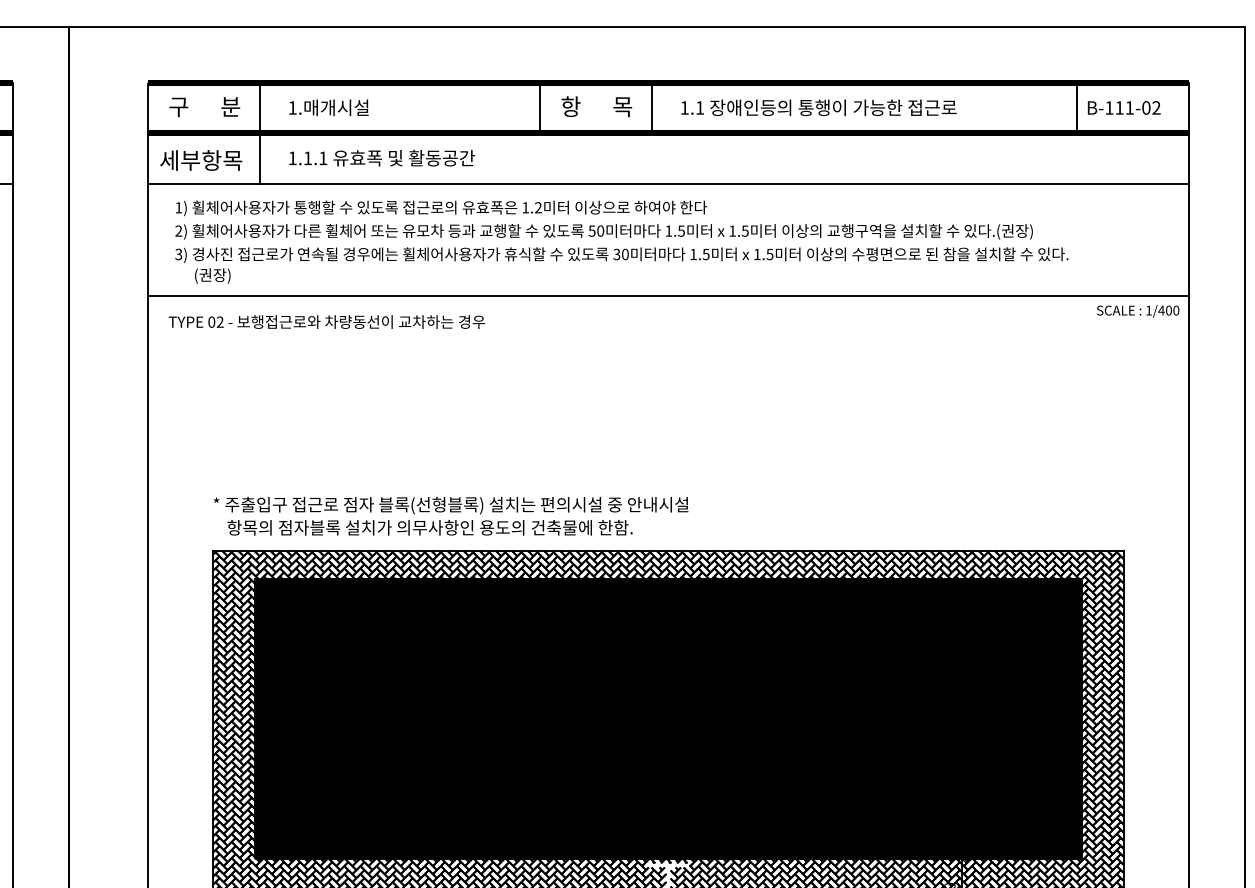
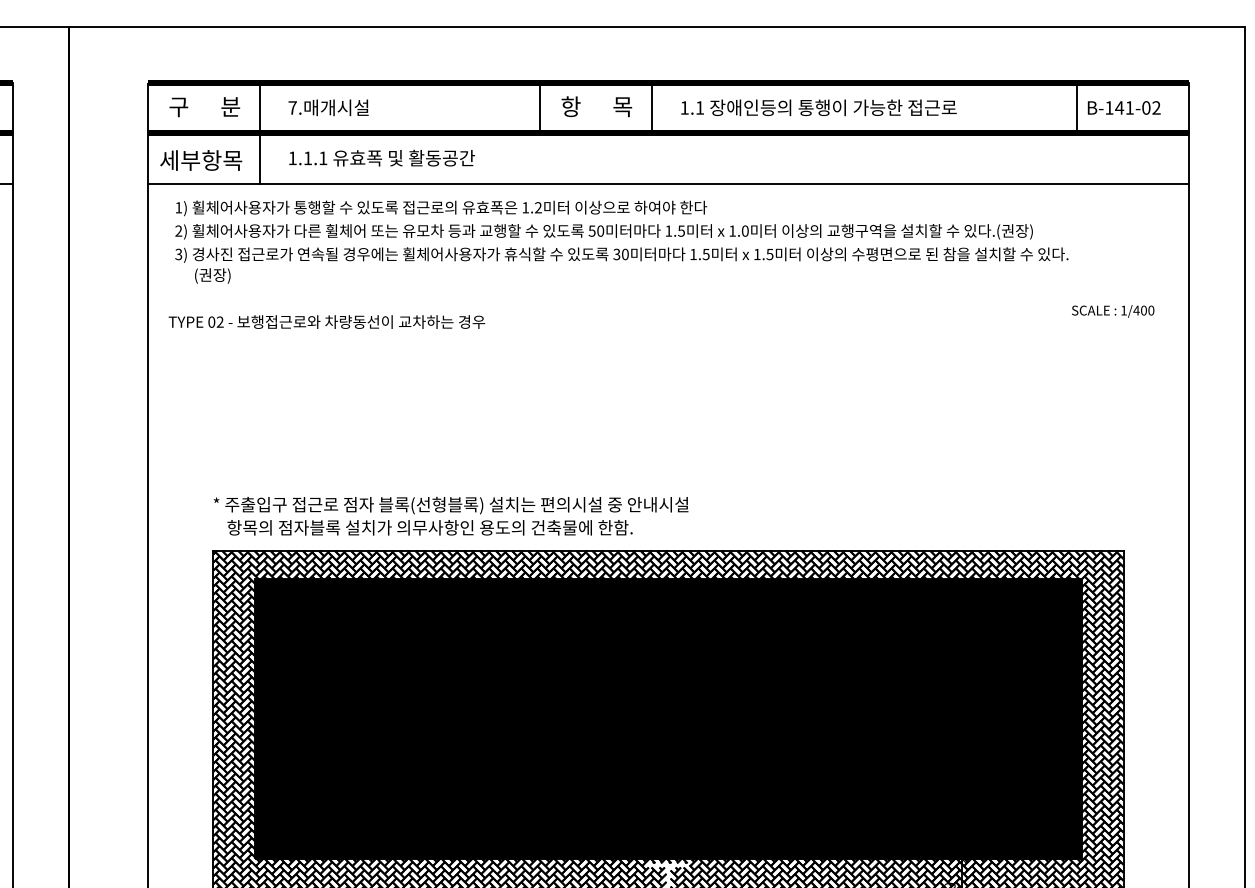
text: 1. -> 7. (292, 107)
text: B-111-02 -> B-141-02 (1119, 107)
text: 1.5 -> 1.0 (744, 230)
line: present -> none (668, 296)
text position: (1138, 311) -> (1113, 311) (1113, 311)
